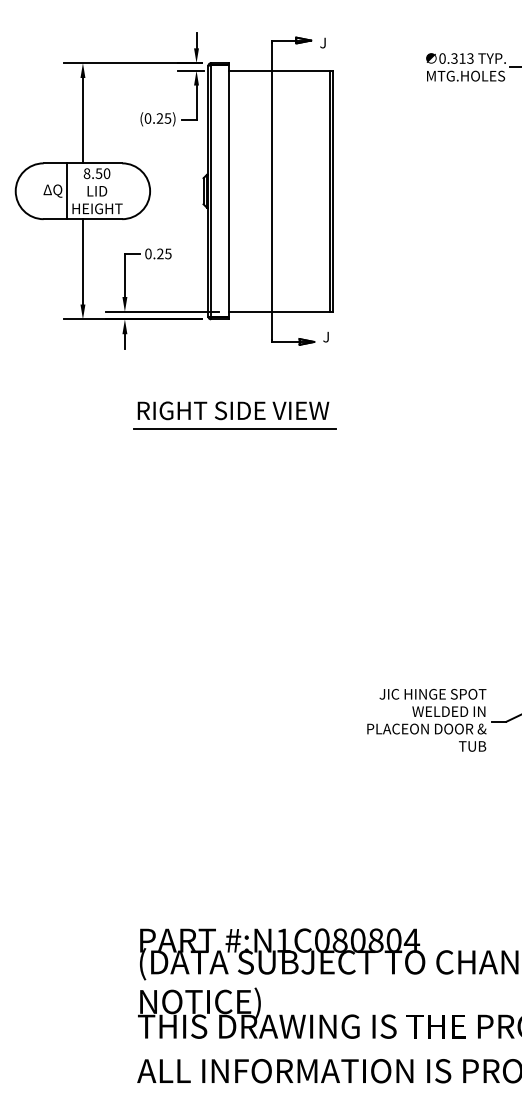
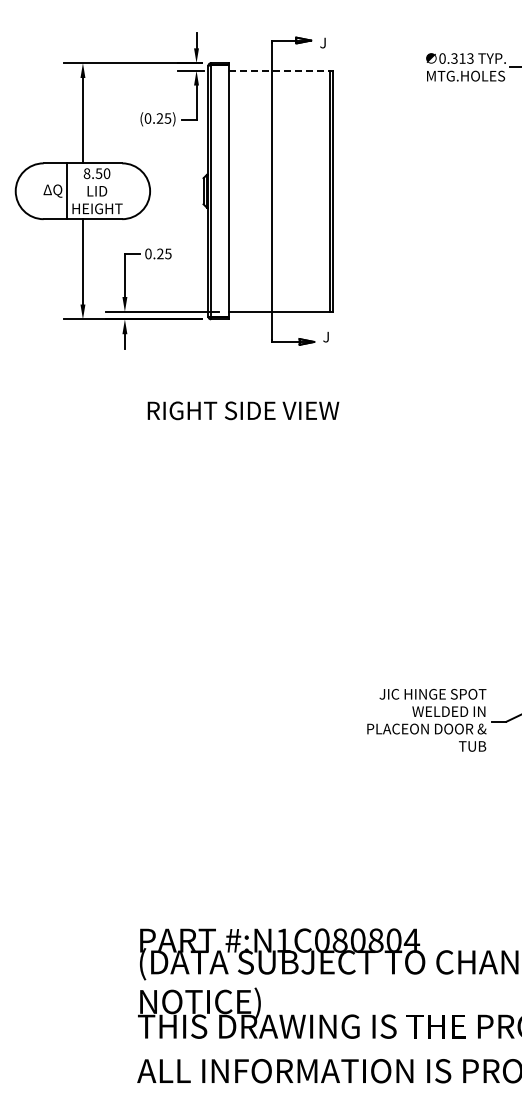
line: solid -> dashed (279, 70)
text position: (233, 410) -> (243, 410) (243, 410)
line: present -> none (234, 429)
